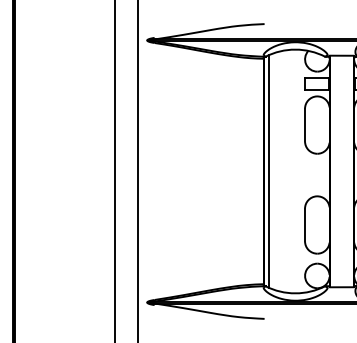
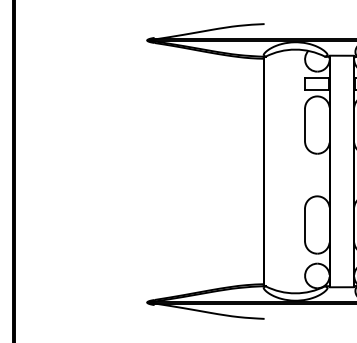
line: present -> none (115, 170)
line: present -> none (137, 170)
line: present -> none (269, 171)
